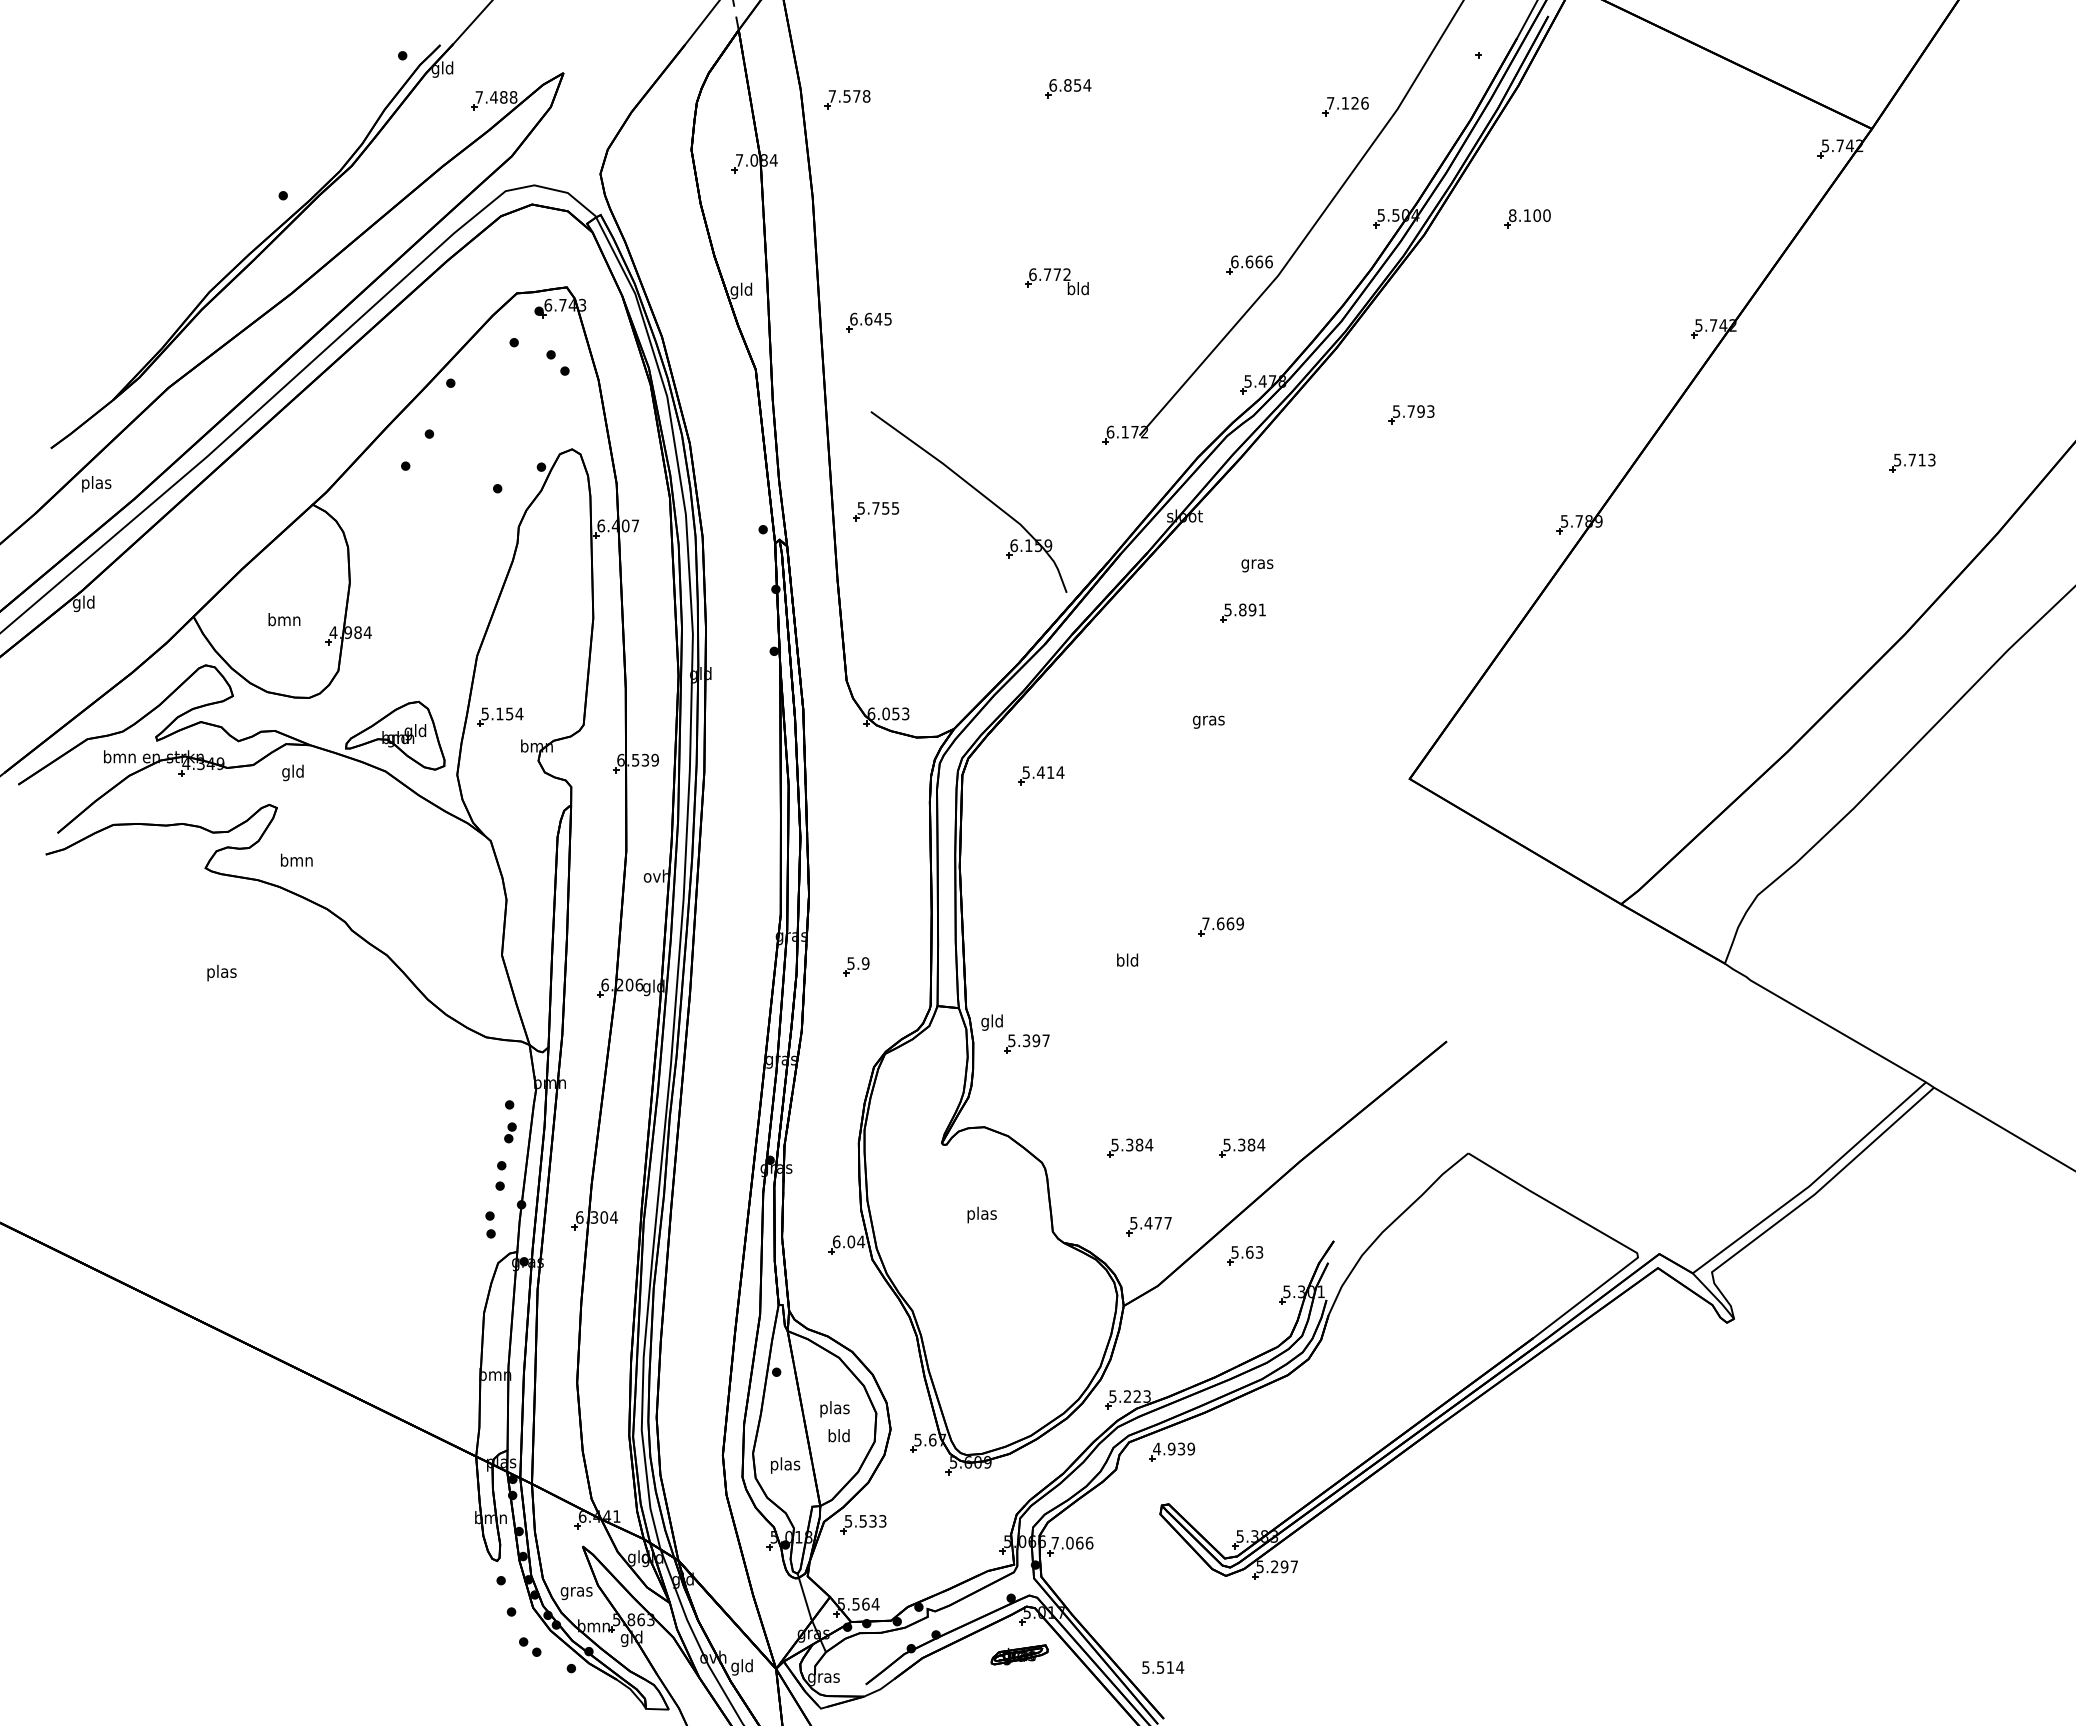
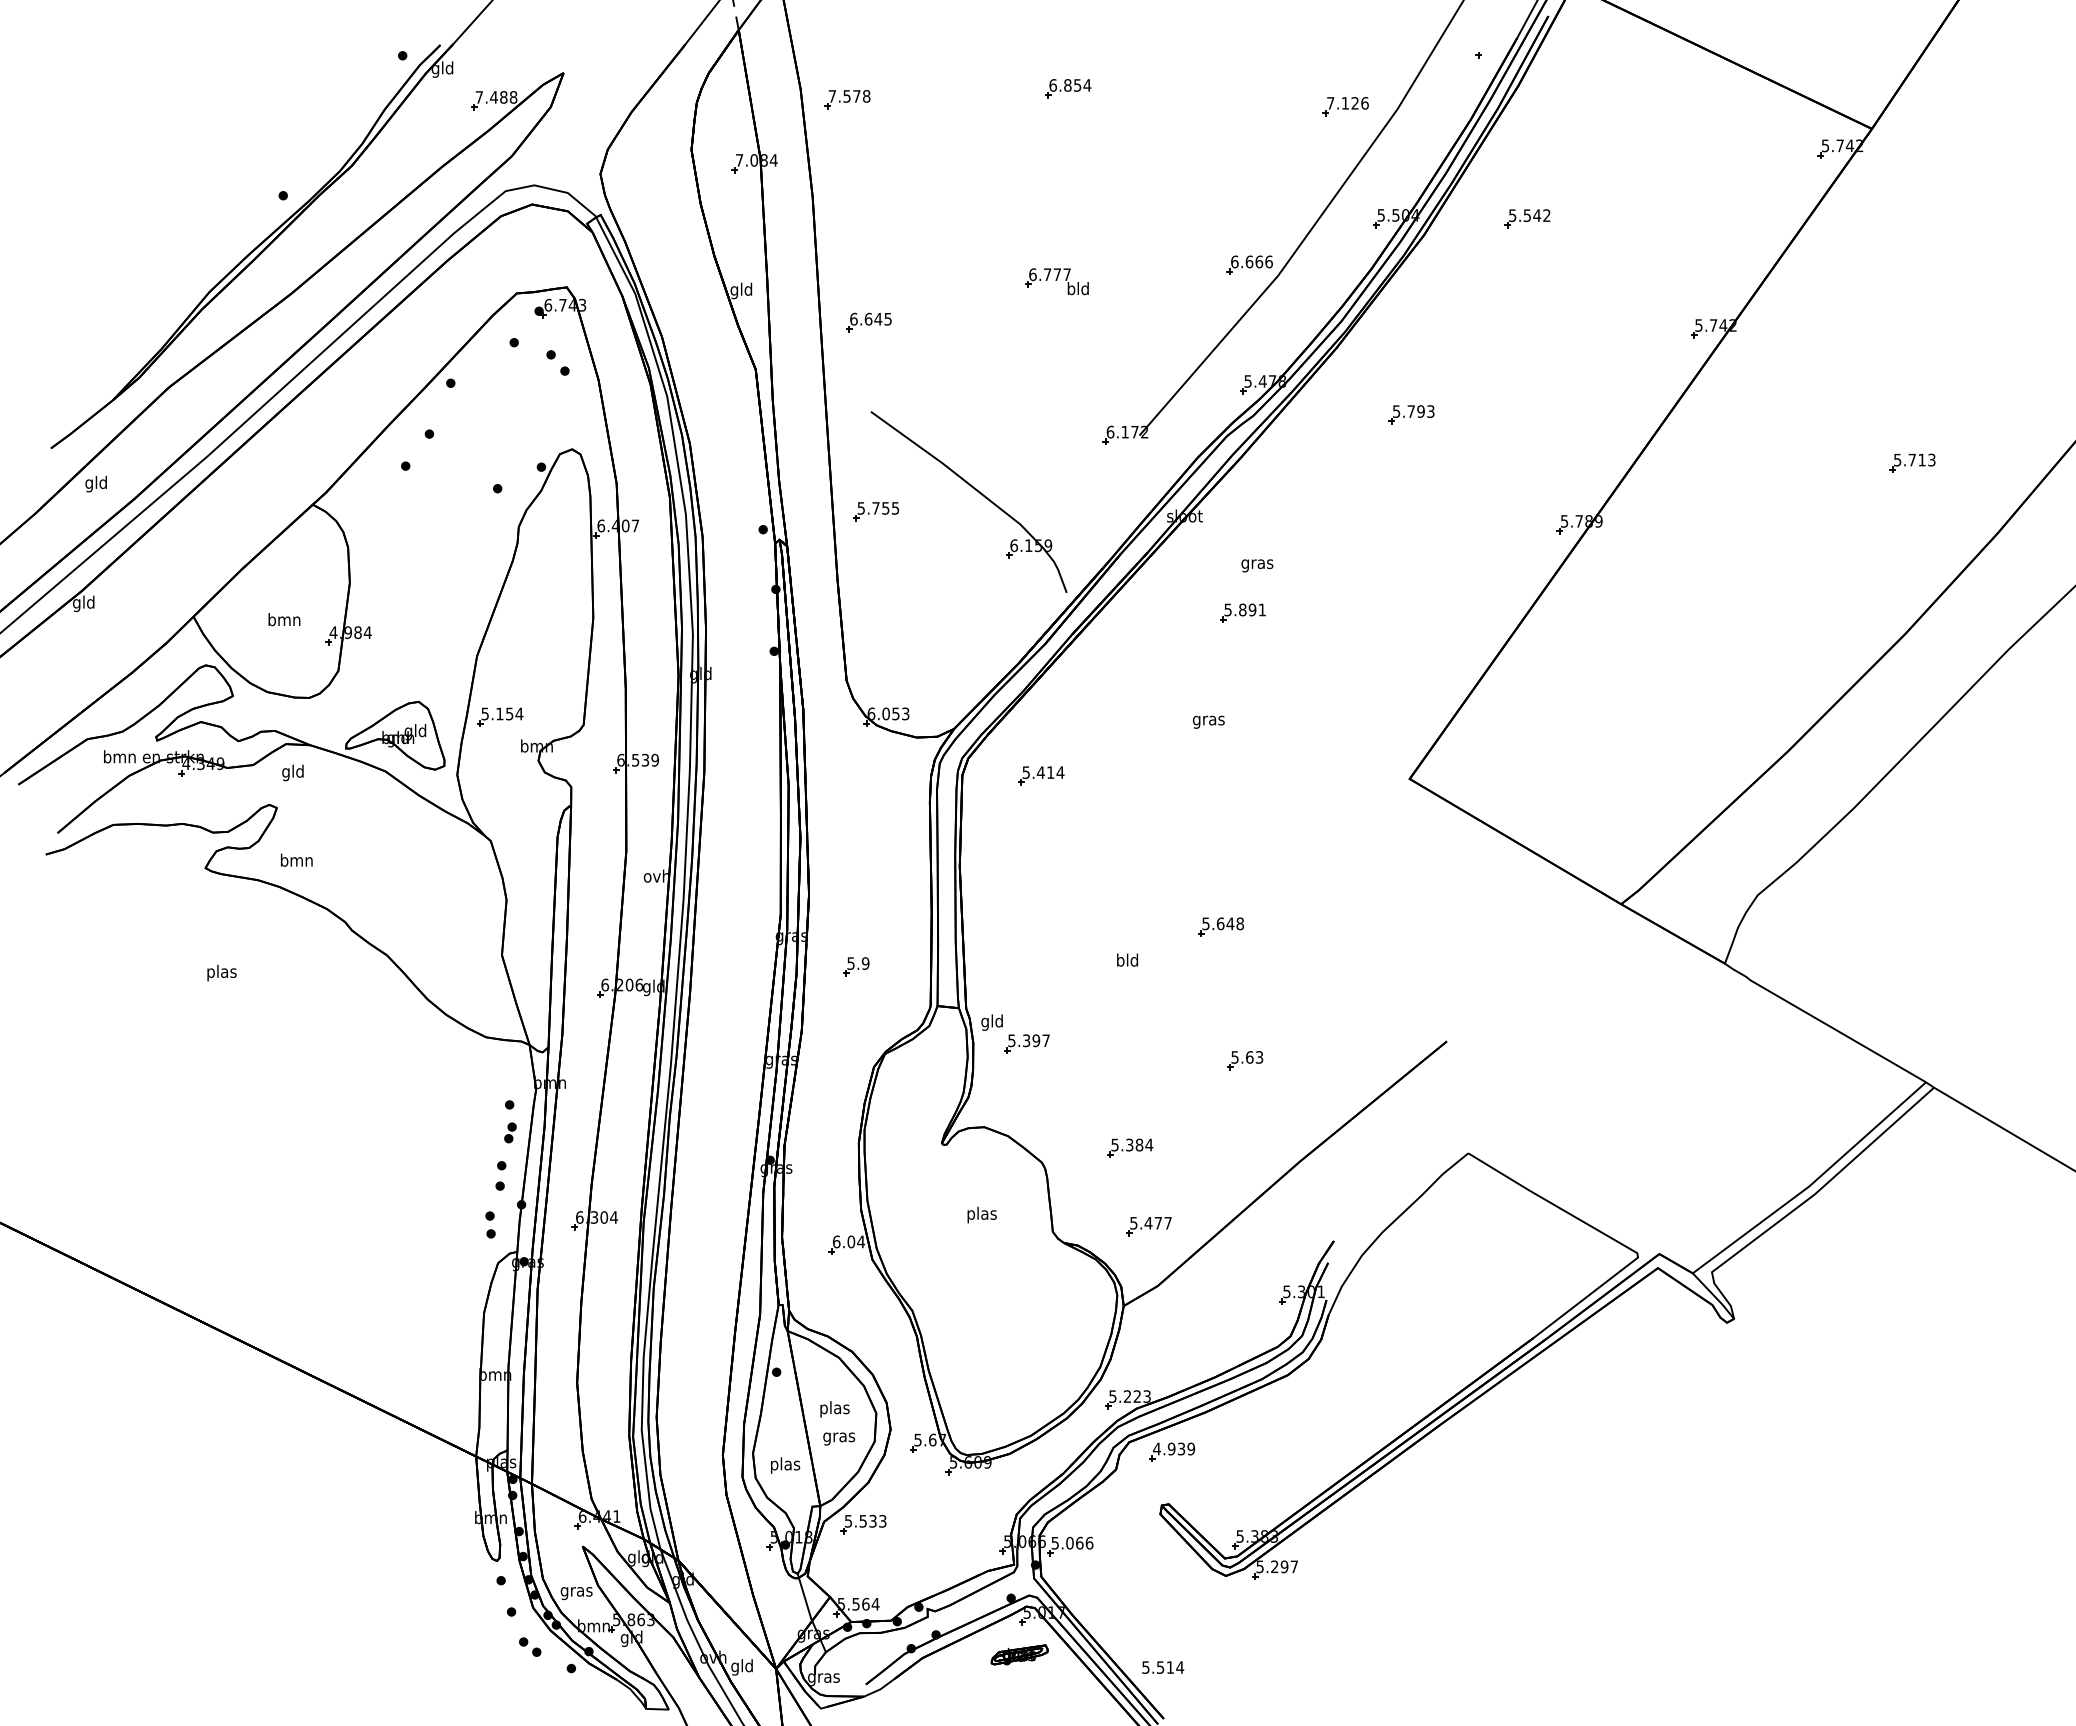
text: 8.100 -> 5.542 (1529, 215)
text: 6.772 -> 6.777 (1066, 274)
text: plas -> gld (96, 484)
text: 7.669 -> 5.648 (1223, 923)
part: present -> none (1242, 1147)
part position: (1245, 1255) -> (1245, 1060) (1245, 1060)
text: bld -> gras (839, 1437)
text: 7.066 -> 5.066 (1054, 1543)
